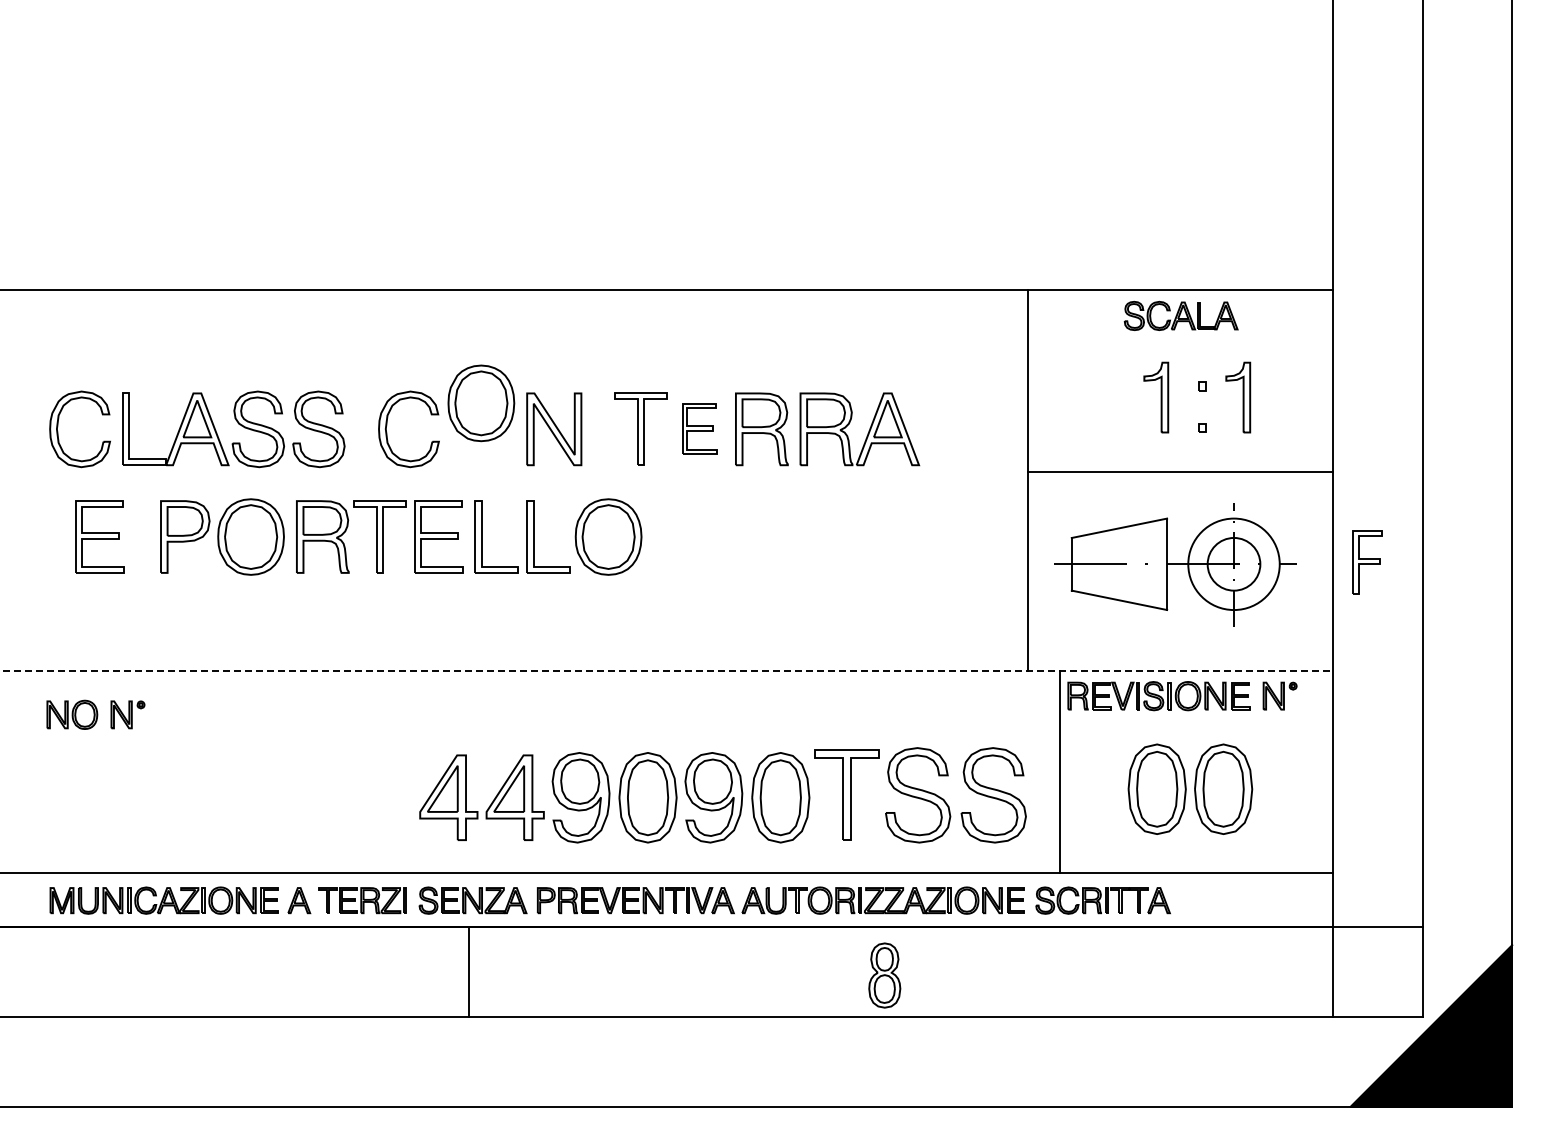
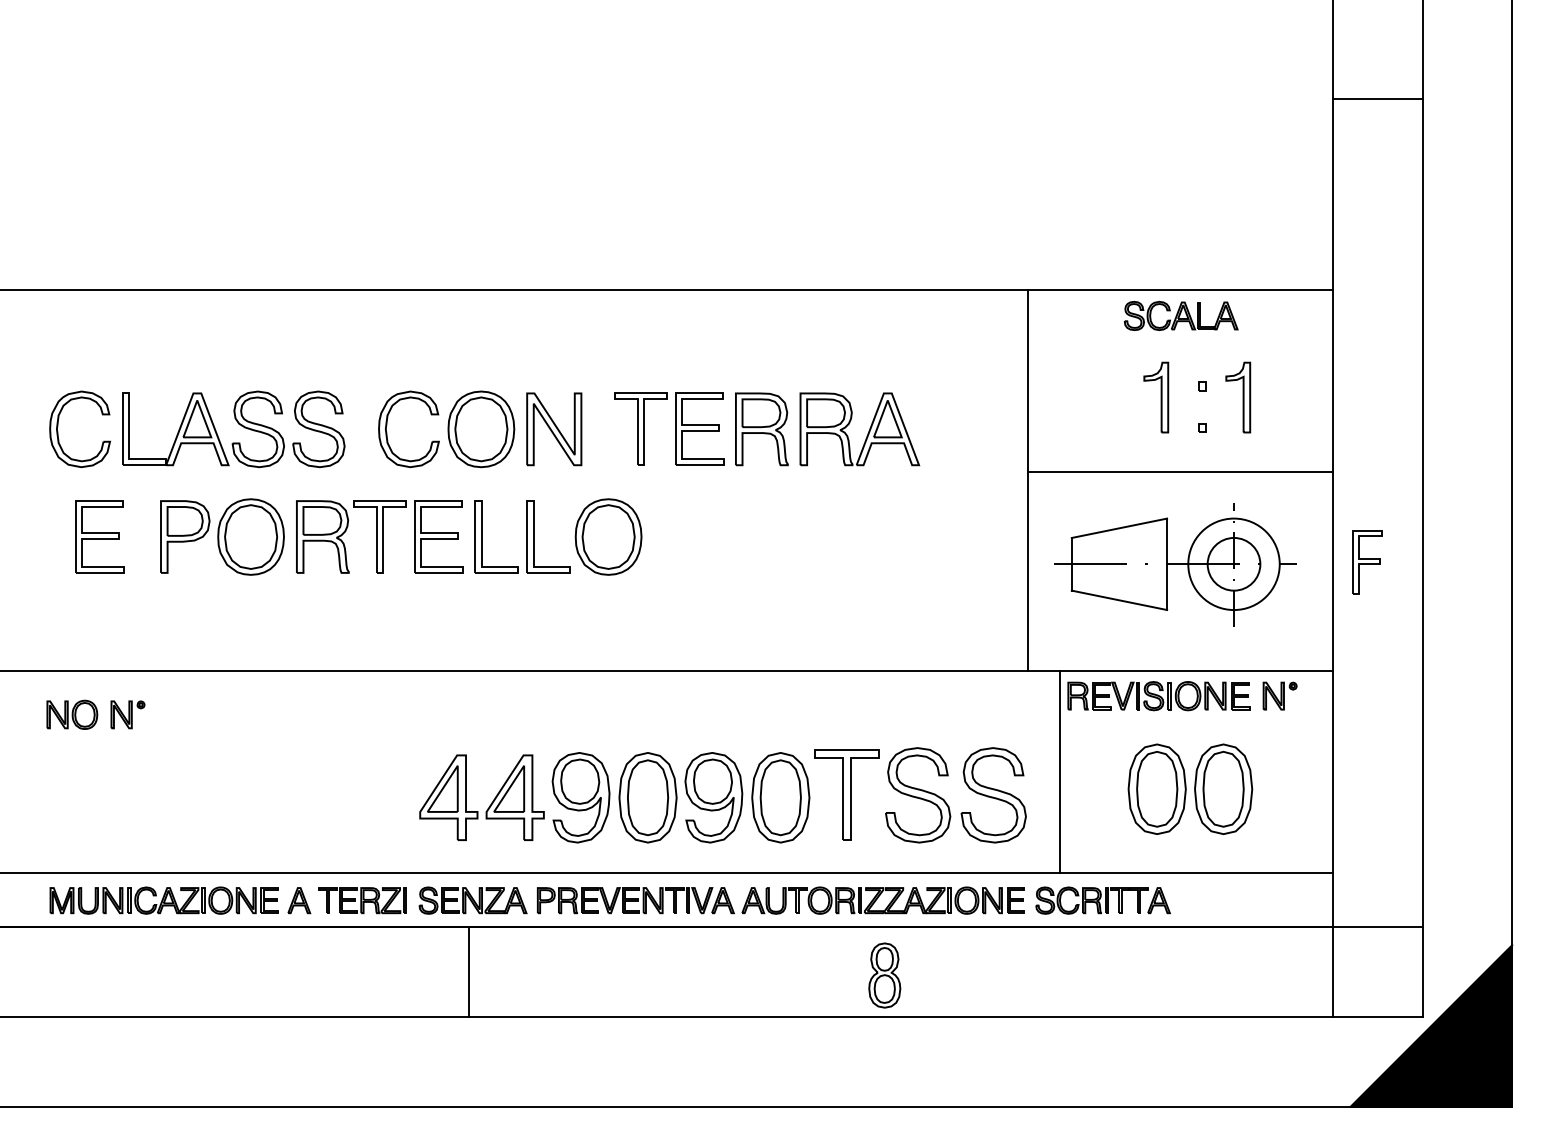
line: none -> present (1377, 98)
part position: (481, 403) -> (481, 429) (481, 429)
part size: 36x52 px -> 50x74 px (699, 428)
line: dashed -> solid (666, 670)
